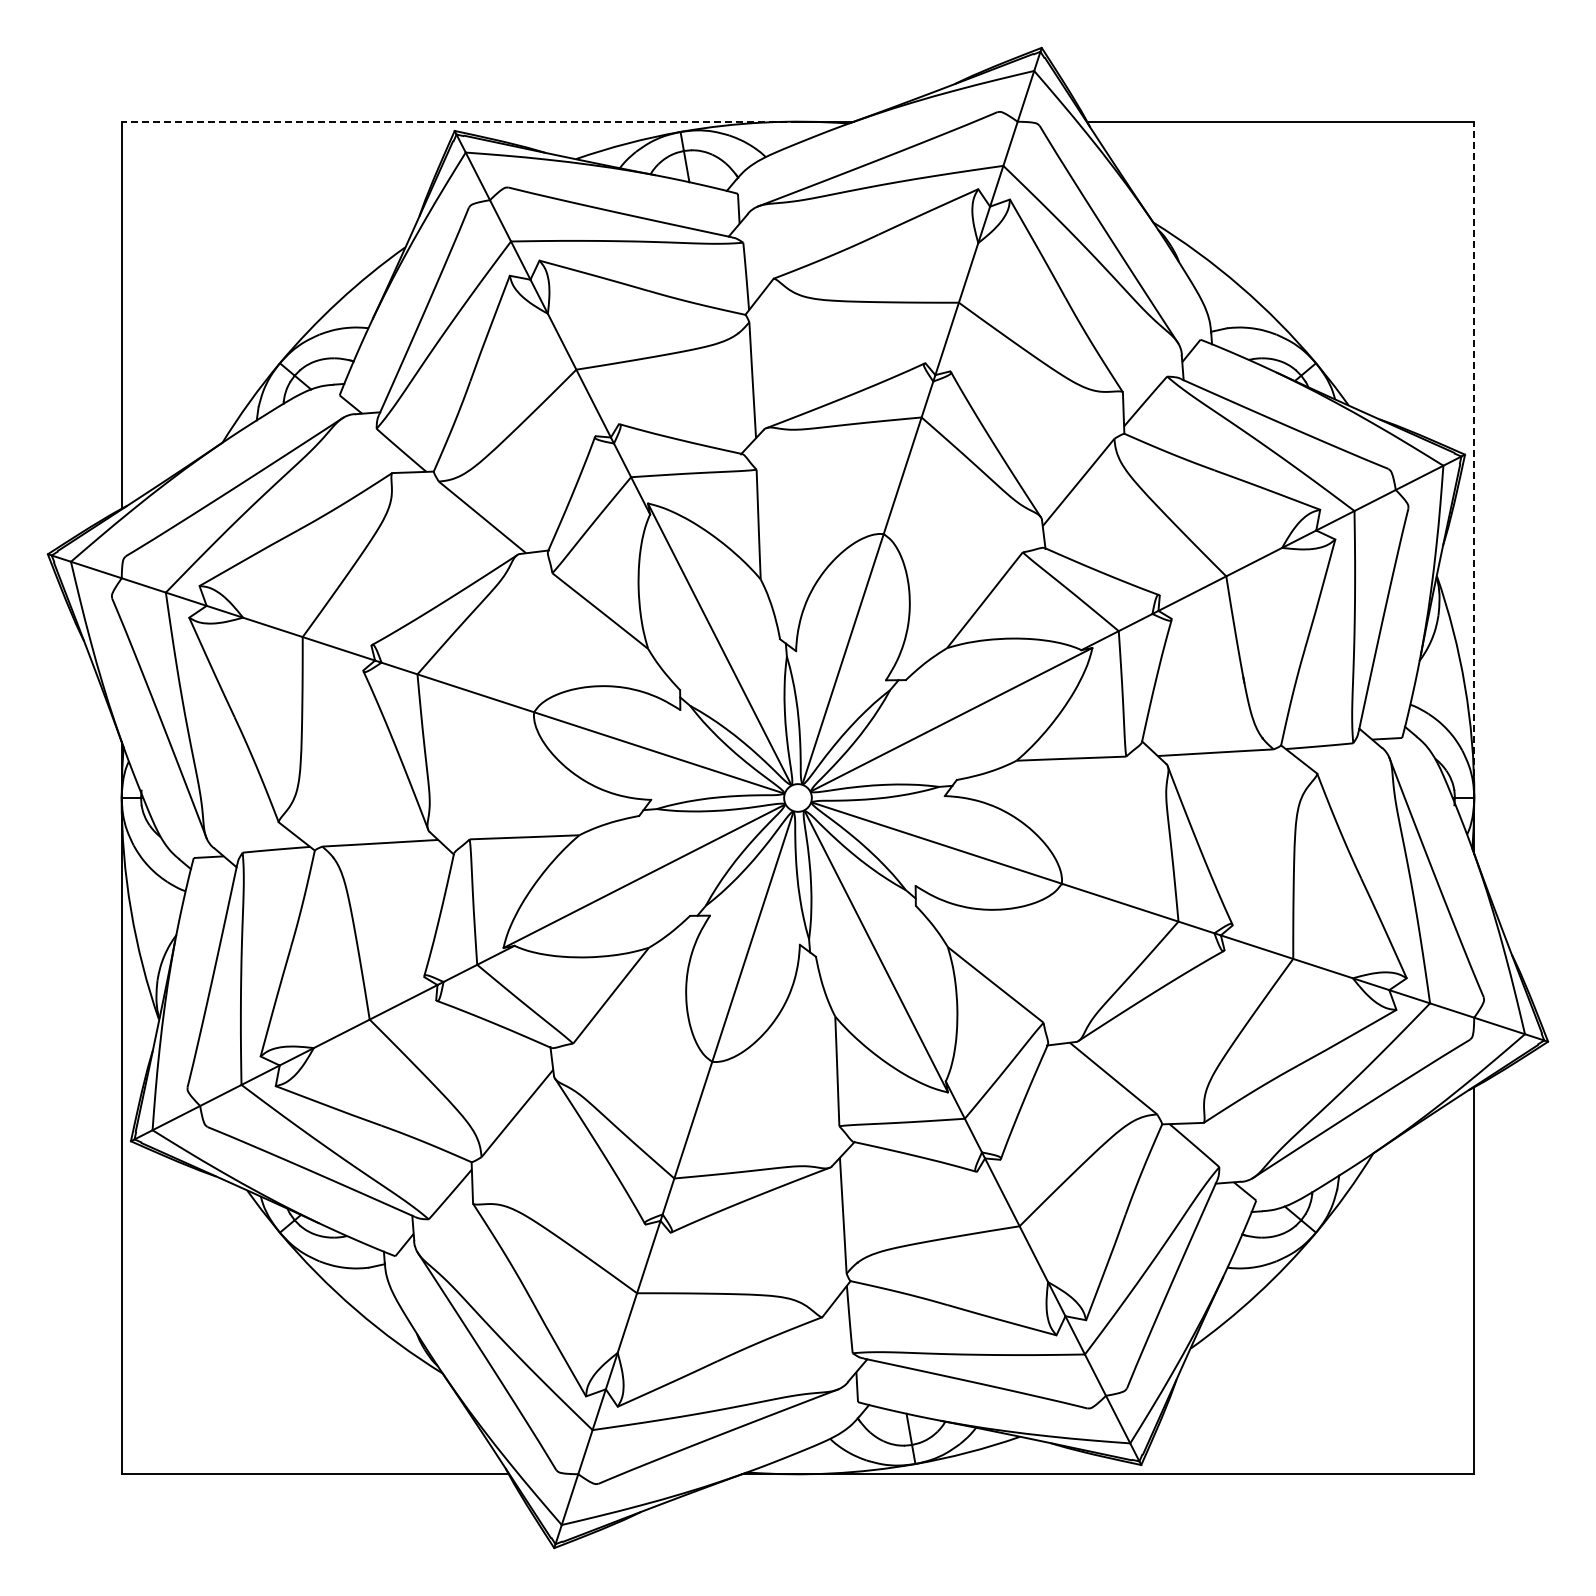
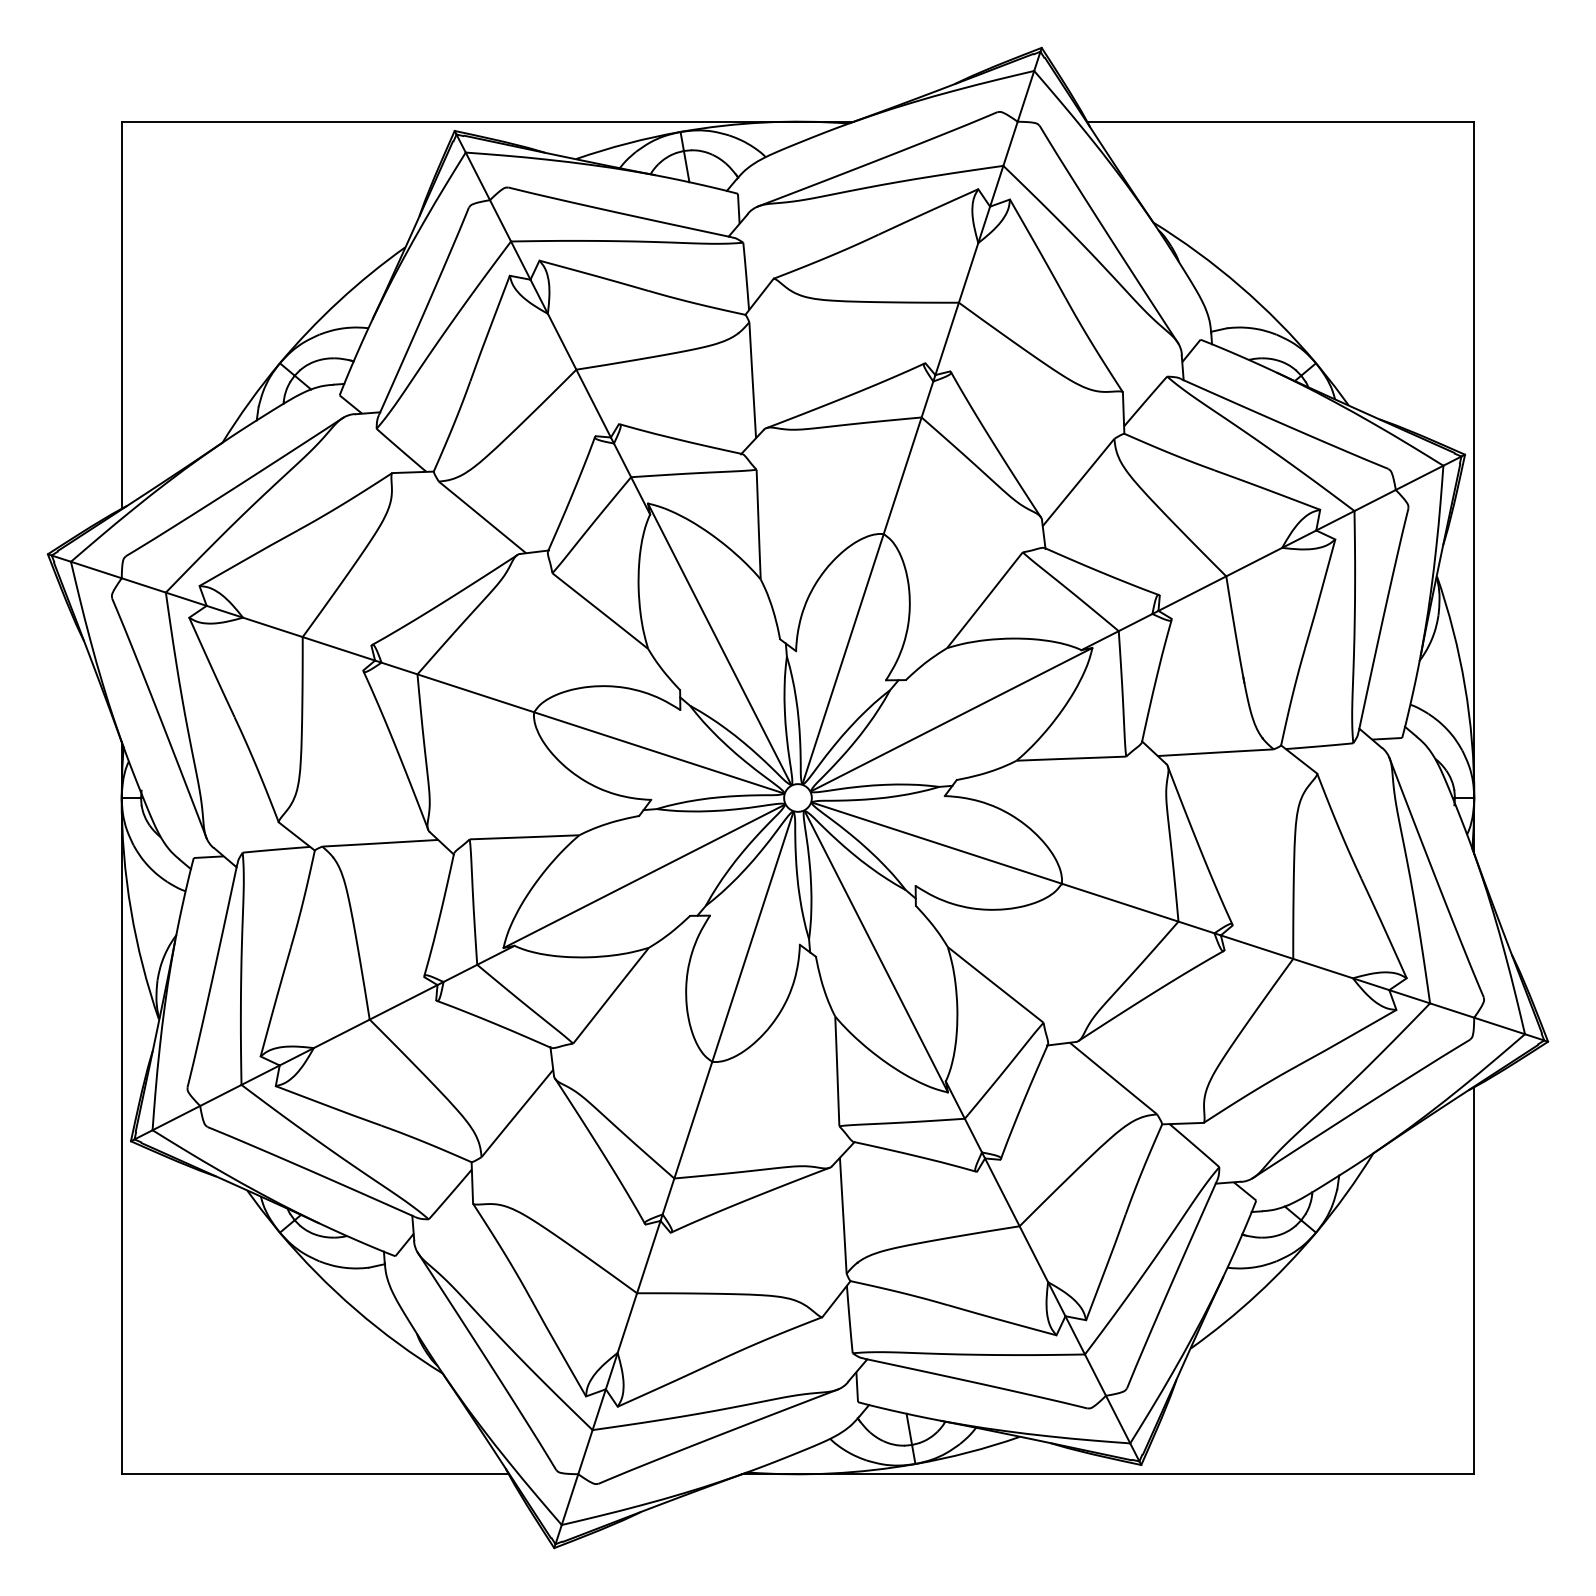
line: dashed -> solid (459, 121)
line: dashed -> solid (1474, 459)
